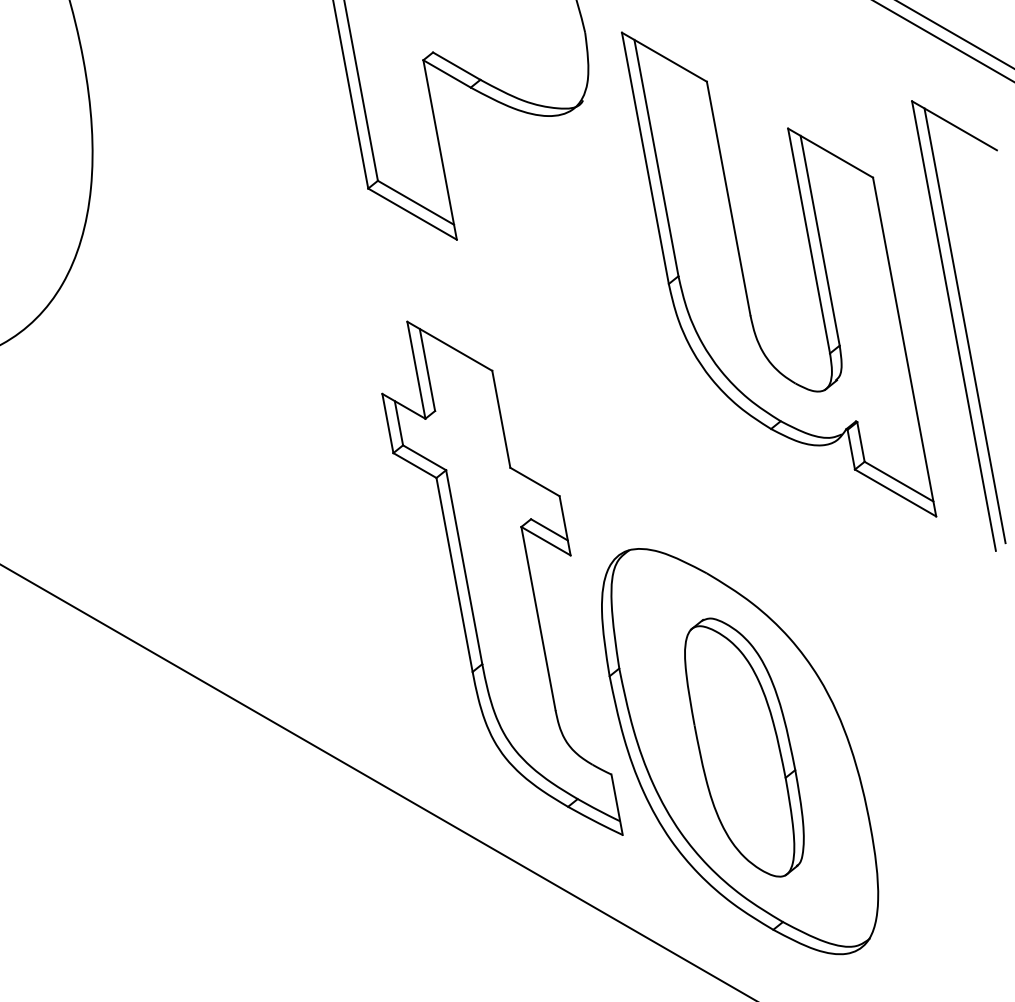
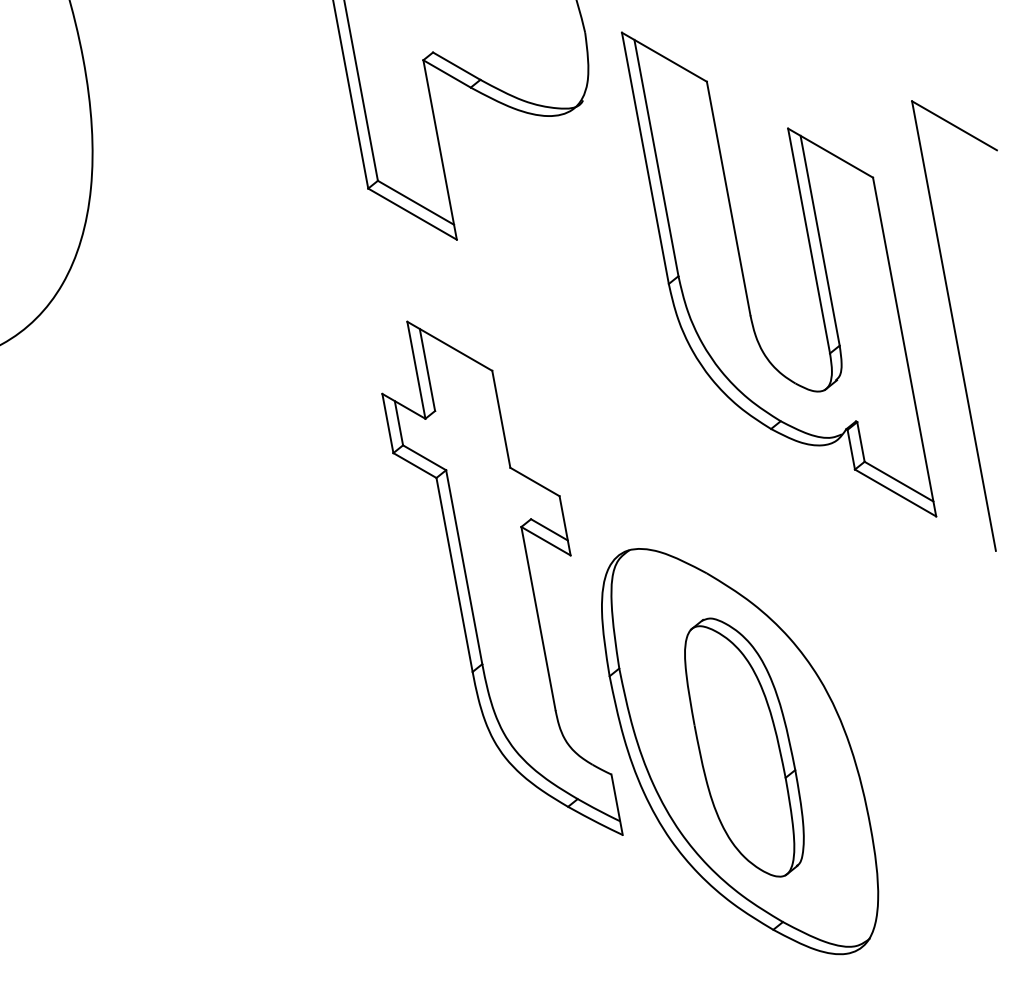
line: present -> none (954, 34)
line: present -> none (943, 41)
line: present -> none (964, 325)
line: present -> none (377, 781)
